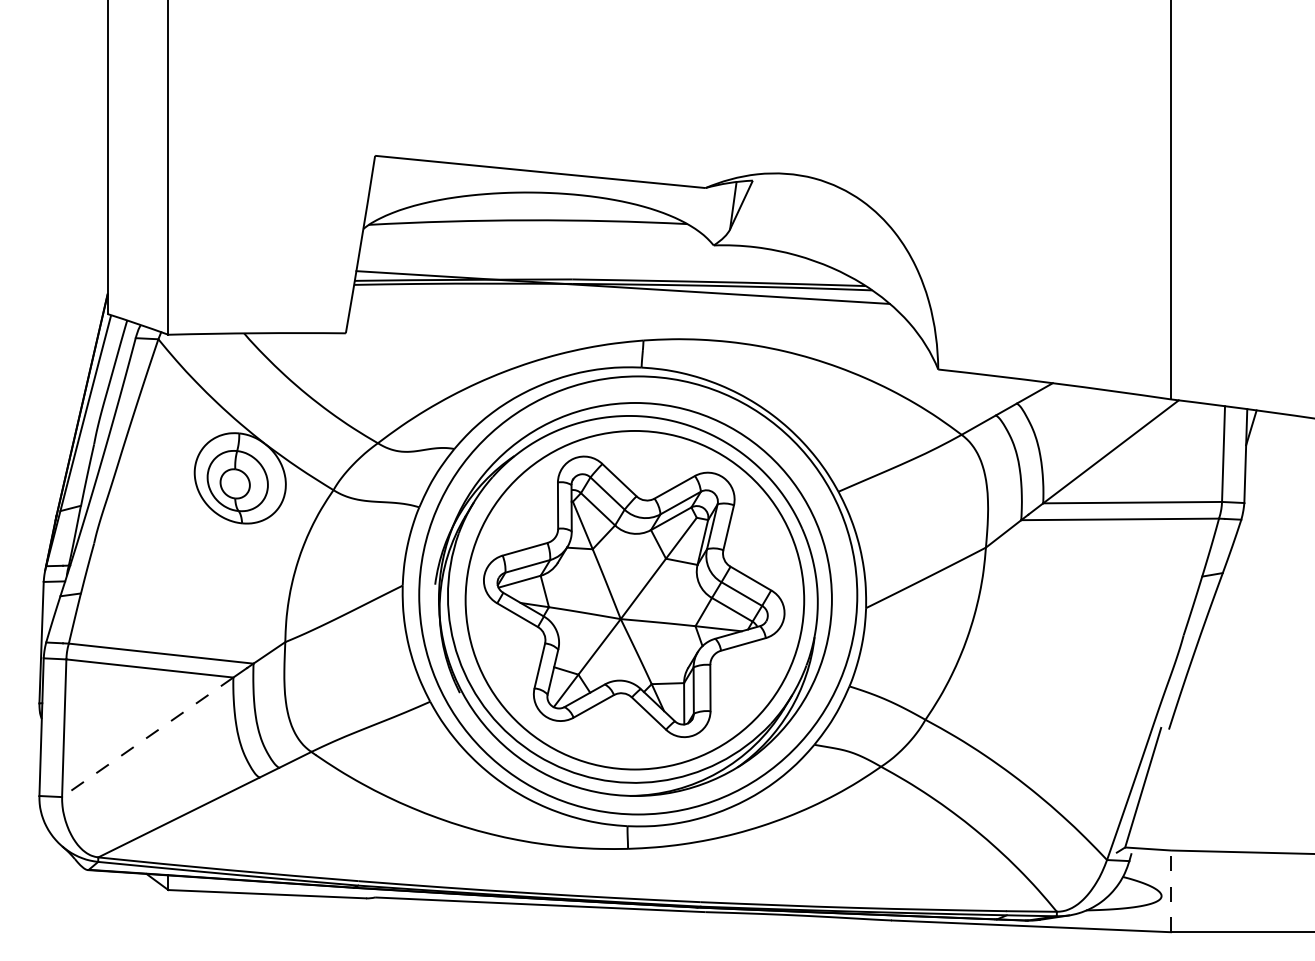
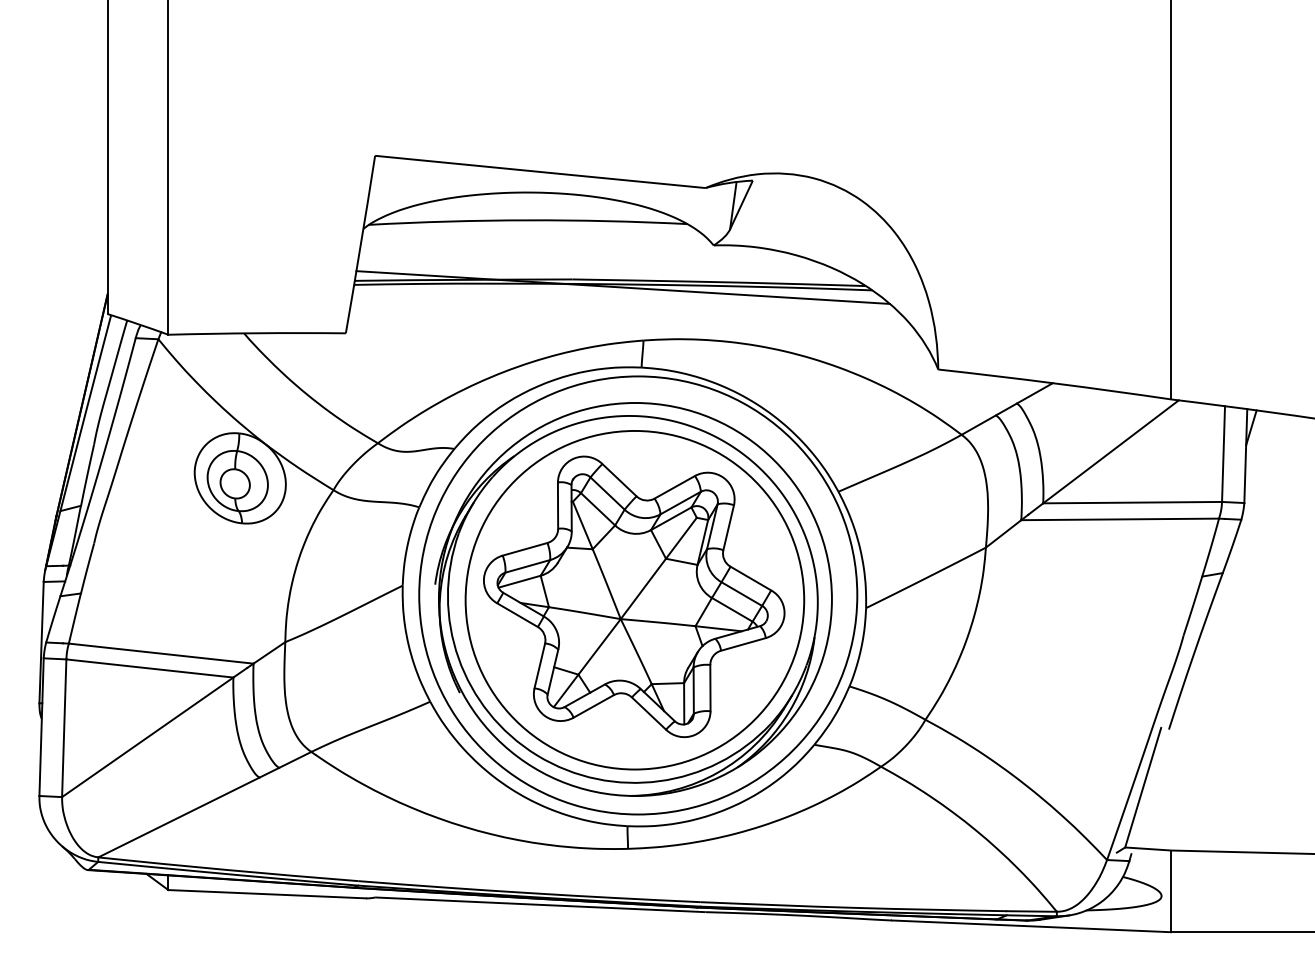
line: dashed -> solid (147, 737)
line: dashed -> solid (1171, 891)
